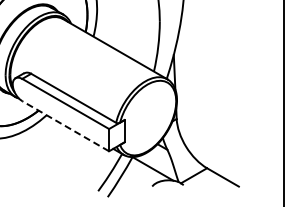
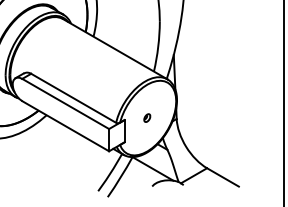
part: none -> present (147, 117)
line: dashed -> solid (65, 125)
